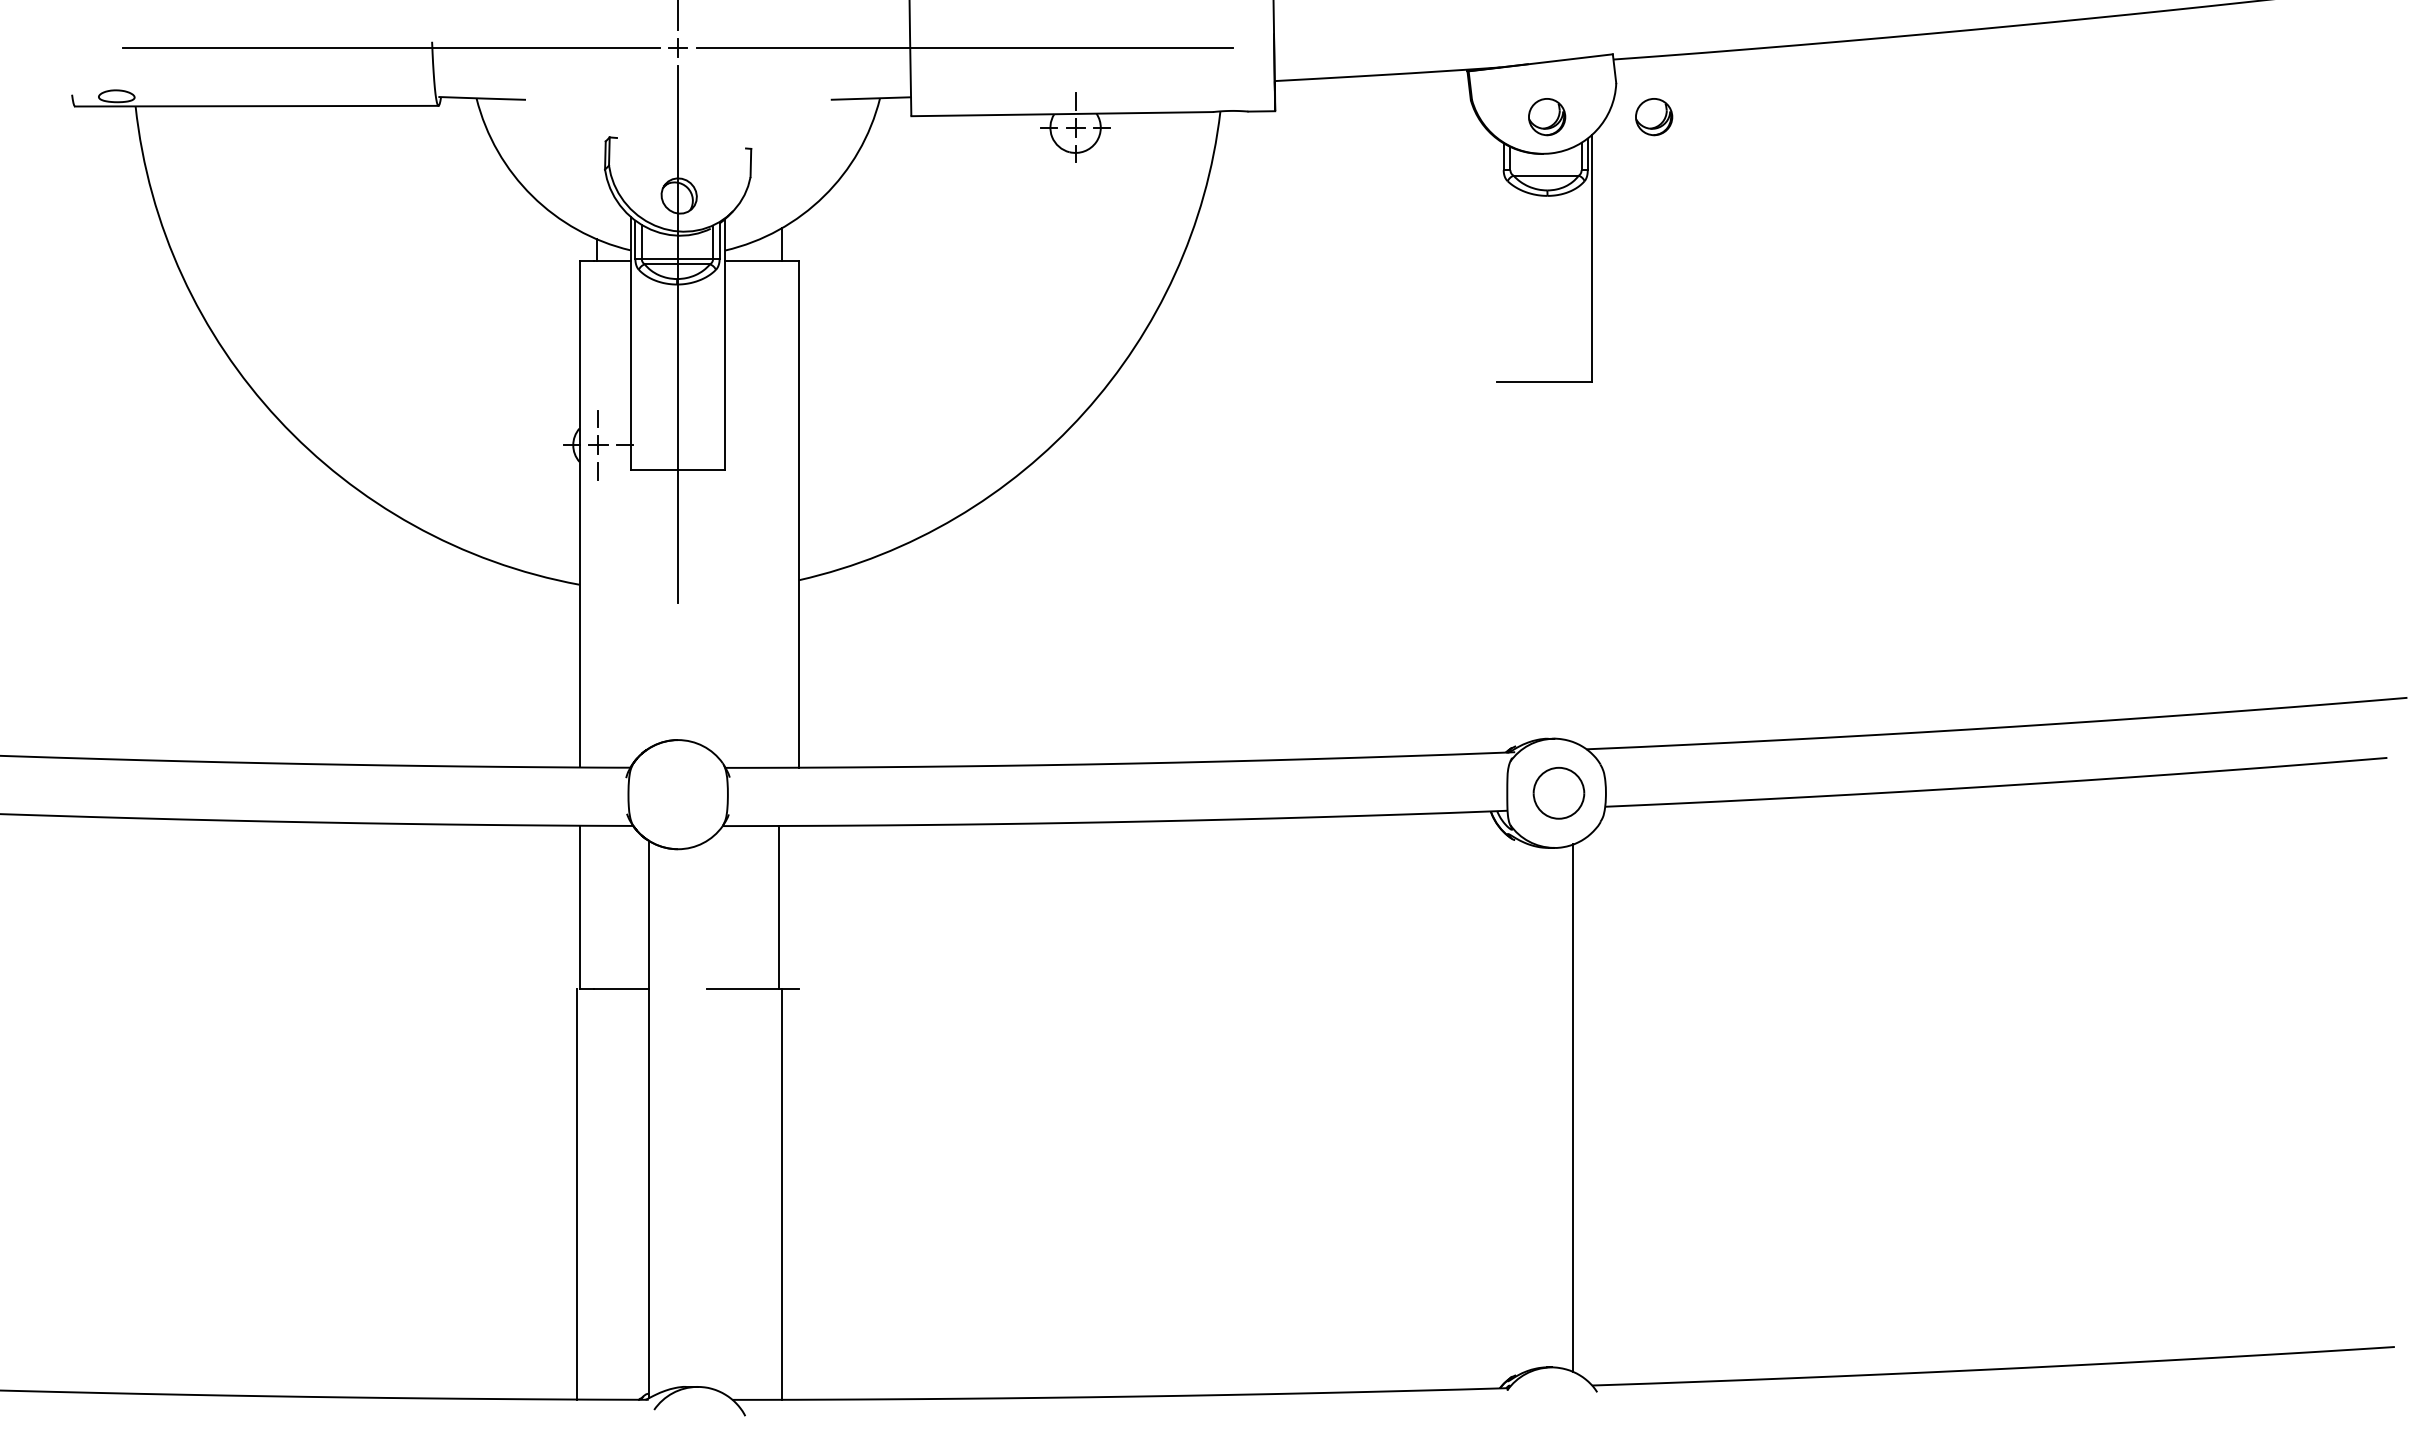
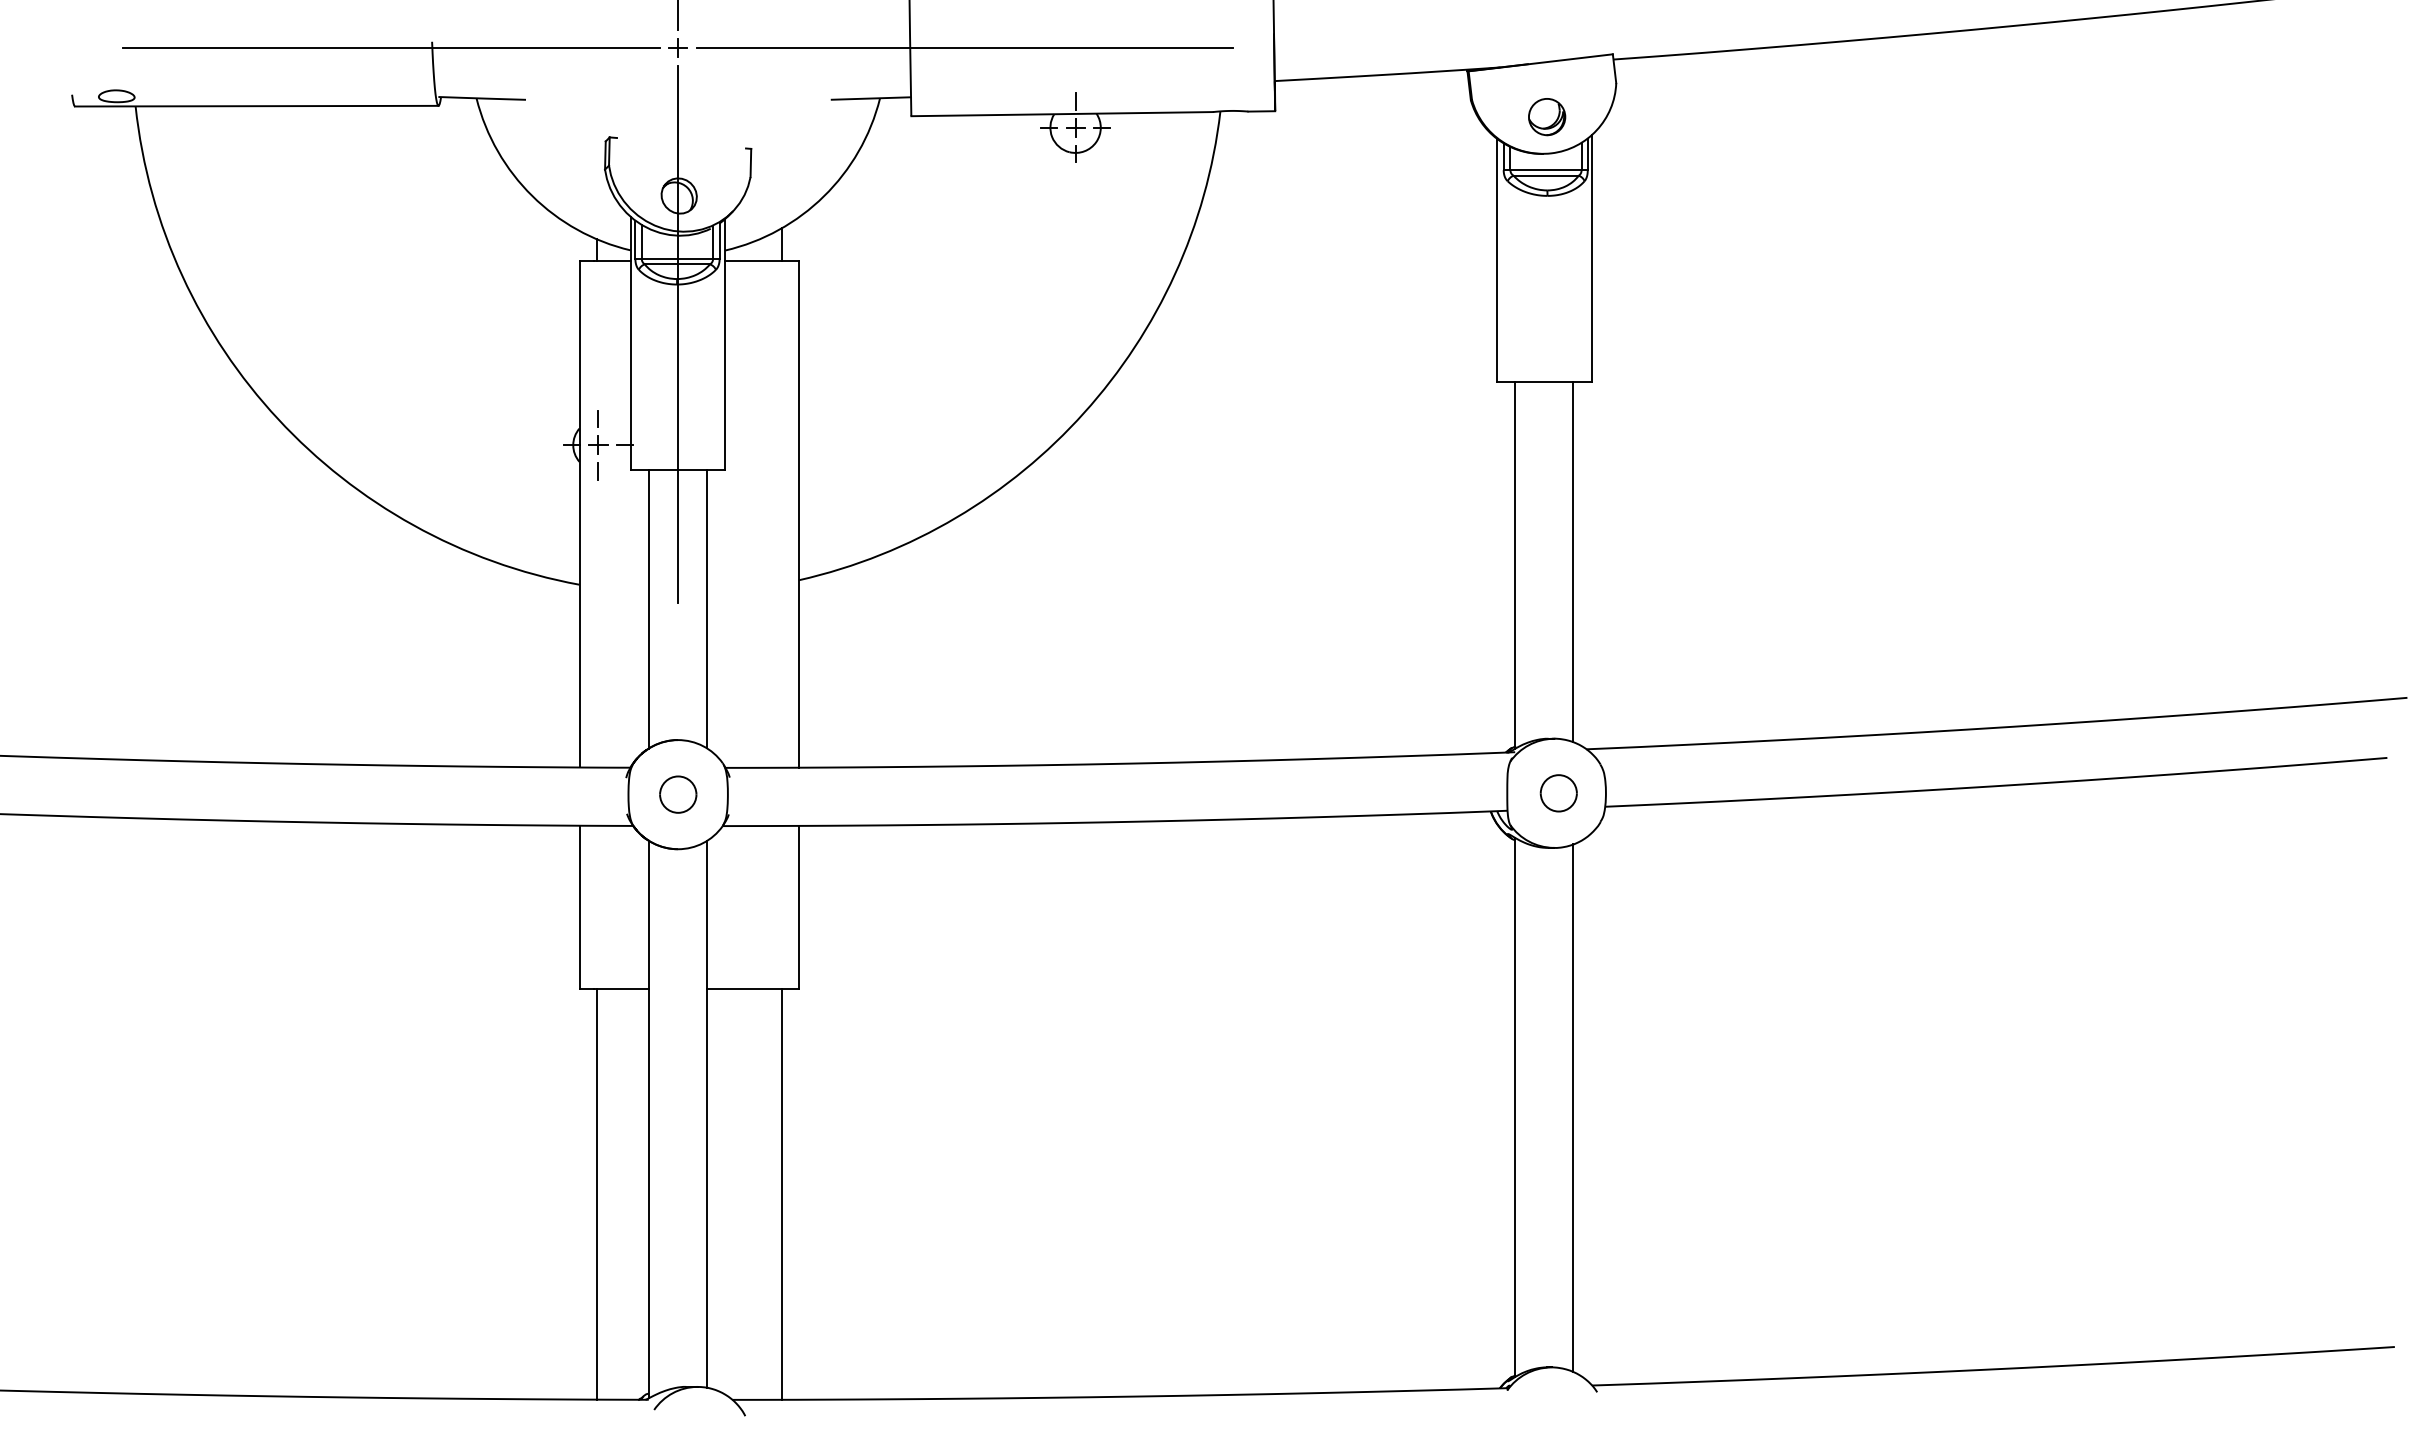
part: present -> none (1654, 117)
line: none -> present (1545, 170)
line: none -> present (1496, 259)
line: none -> present (1573, 561)
line: none -> present (1515, 564)
line: none -> present (648, 609)
line: none -> present (706, 609)
part size: 54x54 px -> 39x39 px (1558, 793)
part: none -> present (678, 794)
line position: (779, 906) -> (799, 906) (799, 906)
line: none -> present (1515, 1107)
line: none -> present (706, 1113)
line position: (576, 1193) -> (596, 1193) (596, 1193)
